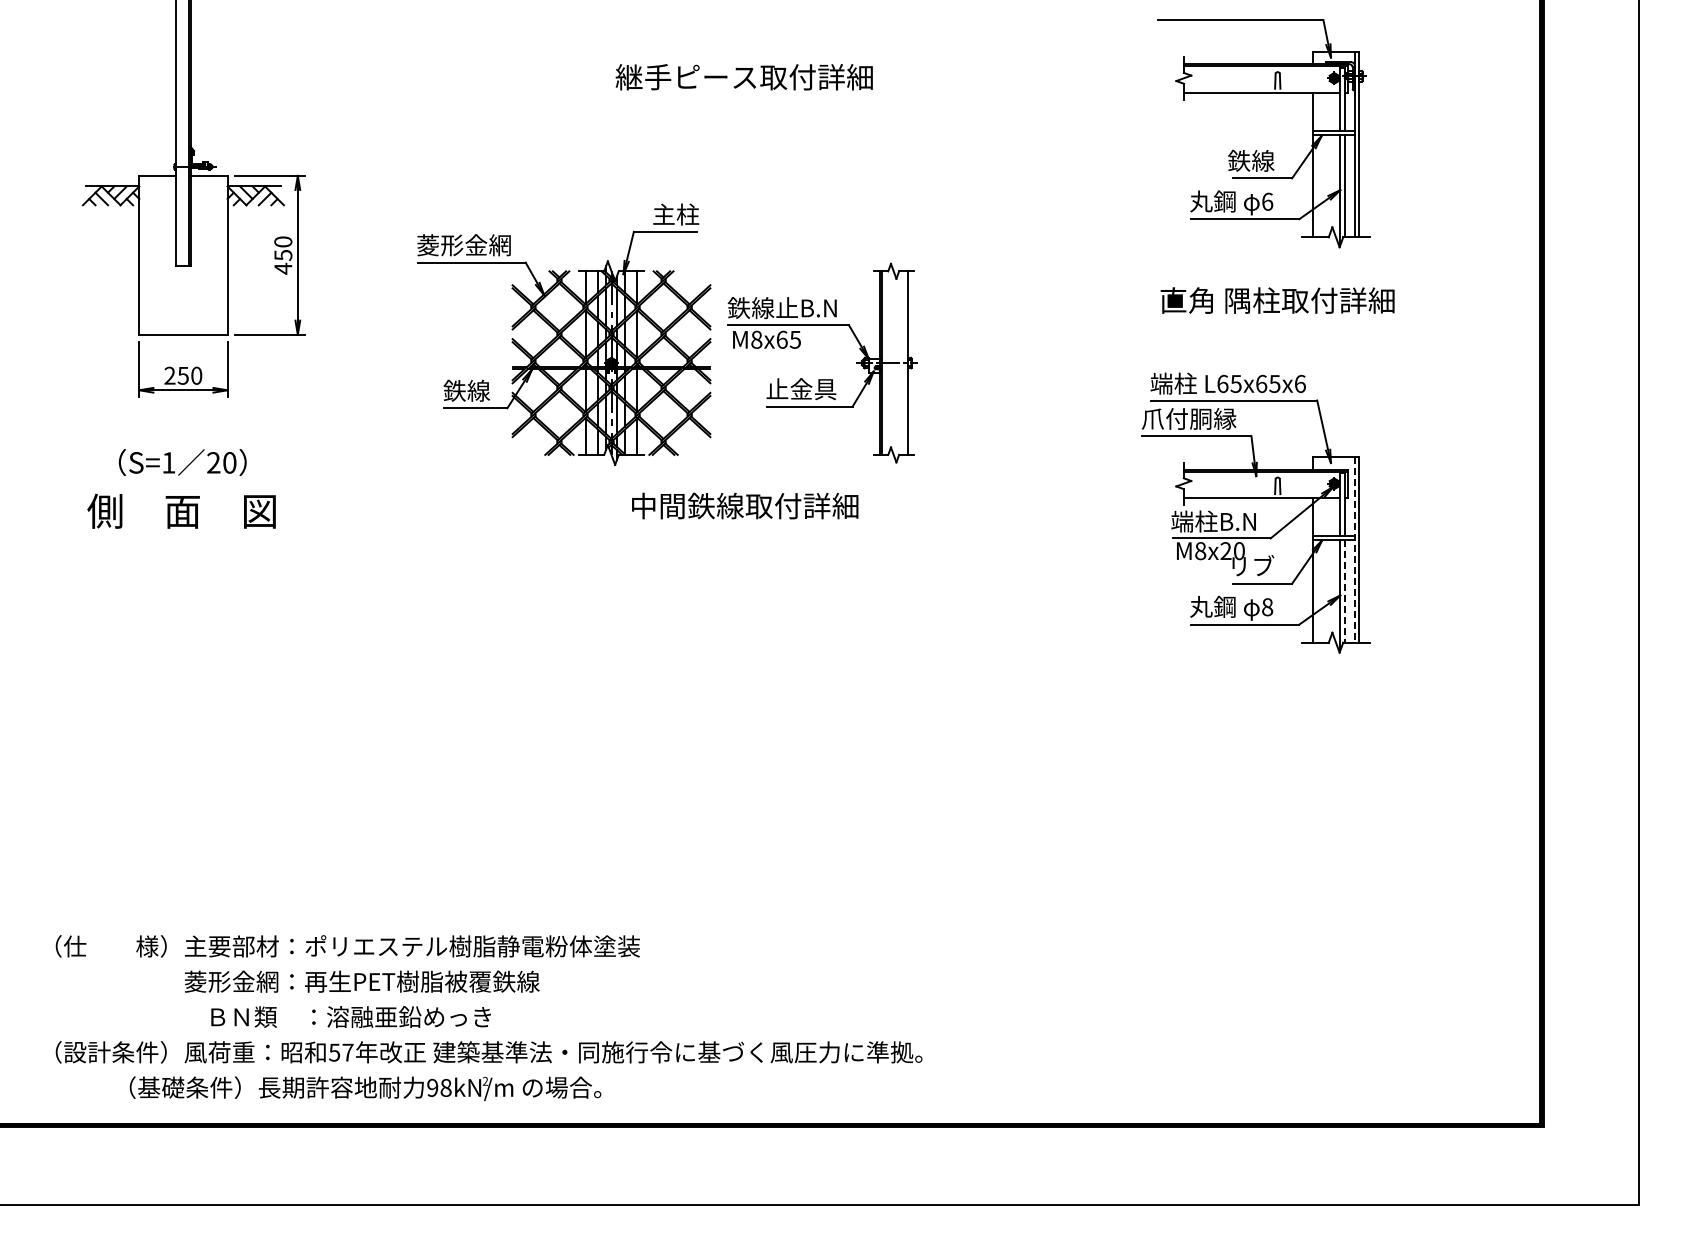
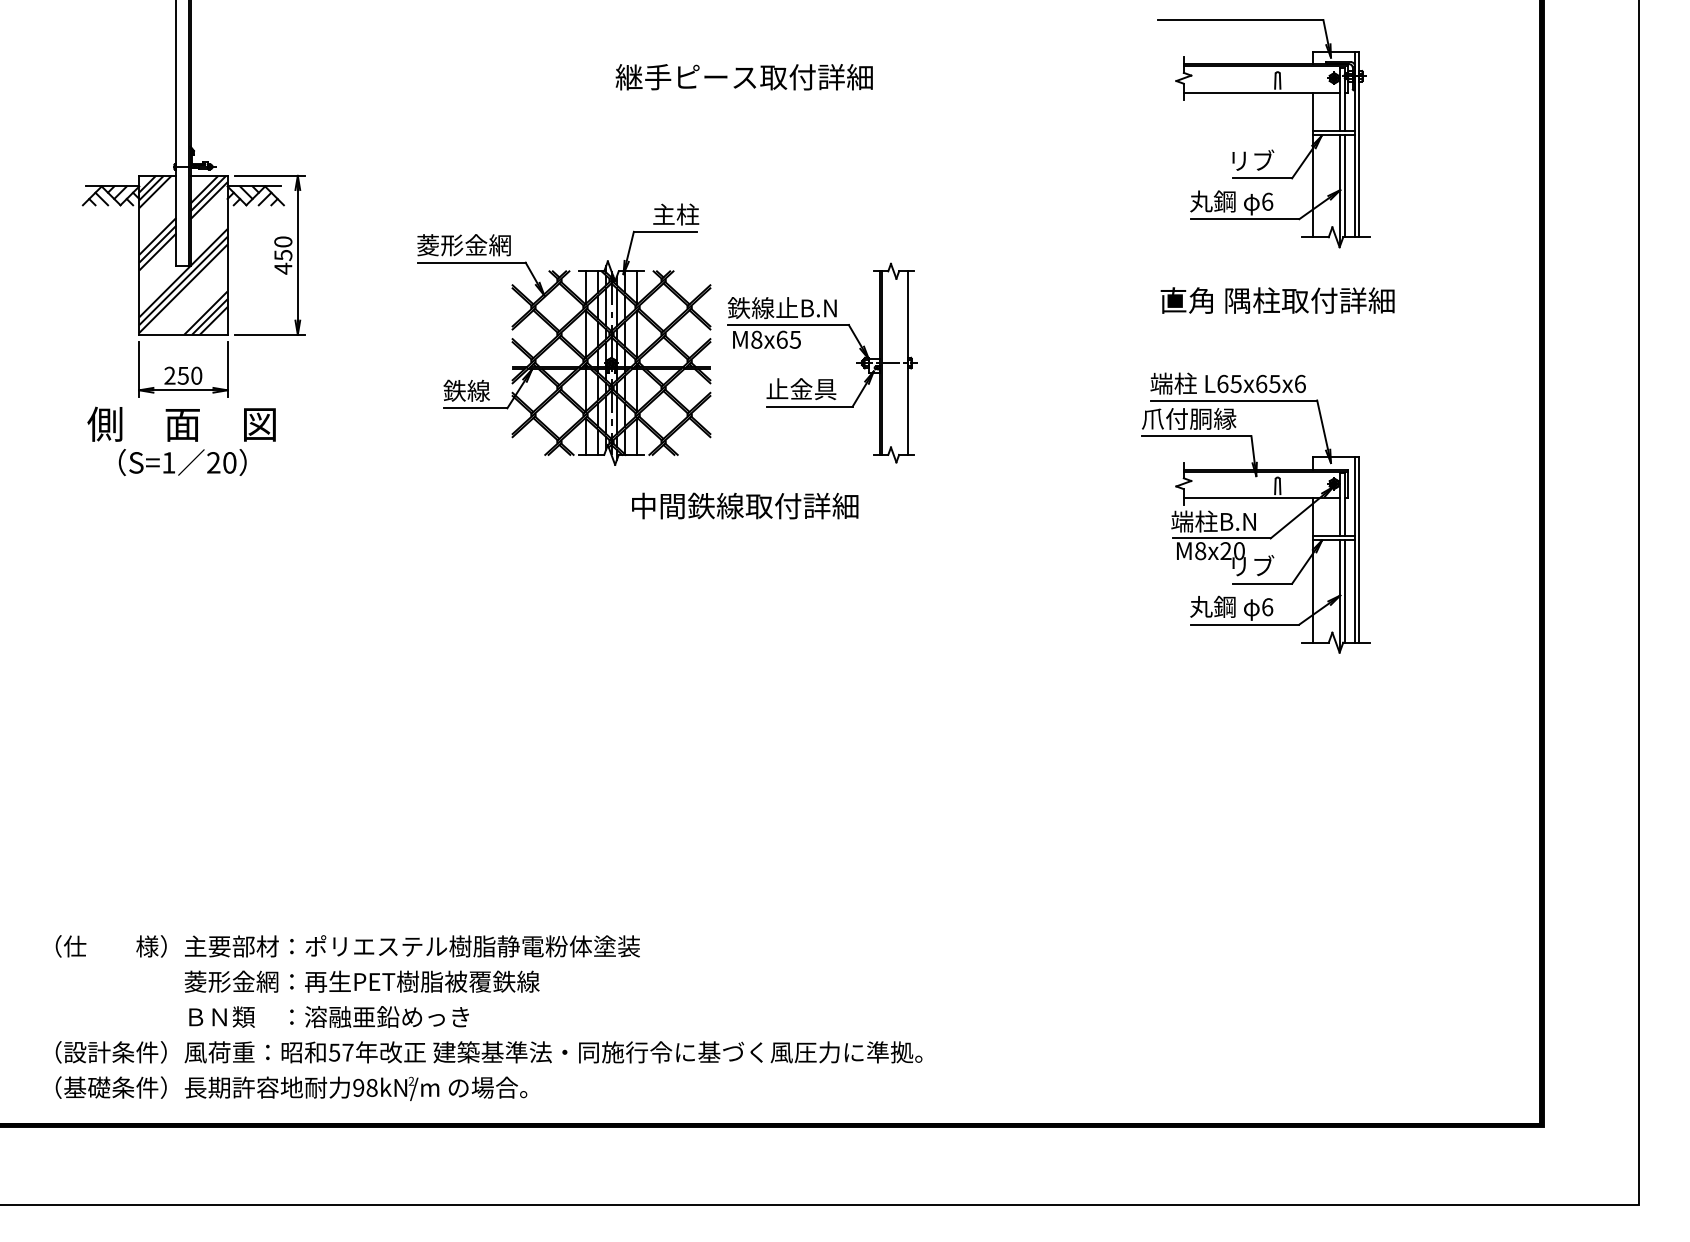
text: 鉄線 -> リブ (1251, 160)
hatch: none -> present (183, 254)
text position: (181, 510) -> (181, 423) (181, 423)
line: dashed -> solid (1354, 549)
line: dashed -> solid (1344, 592)
text: 8 -> 6 (1267, 607)
text position: (350, 1017) -> (328, 1017) (328, 1017)
text position: (365, 1088) -> (291, 1088) (291, 1088)
